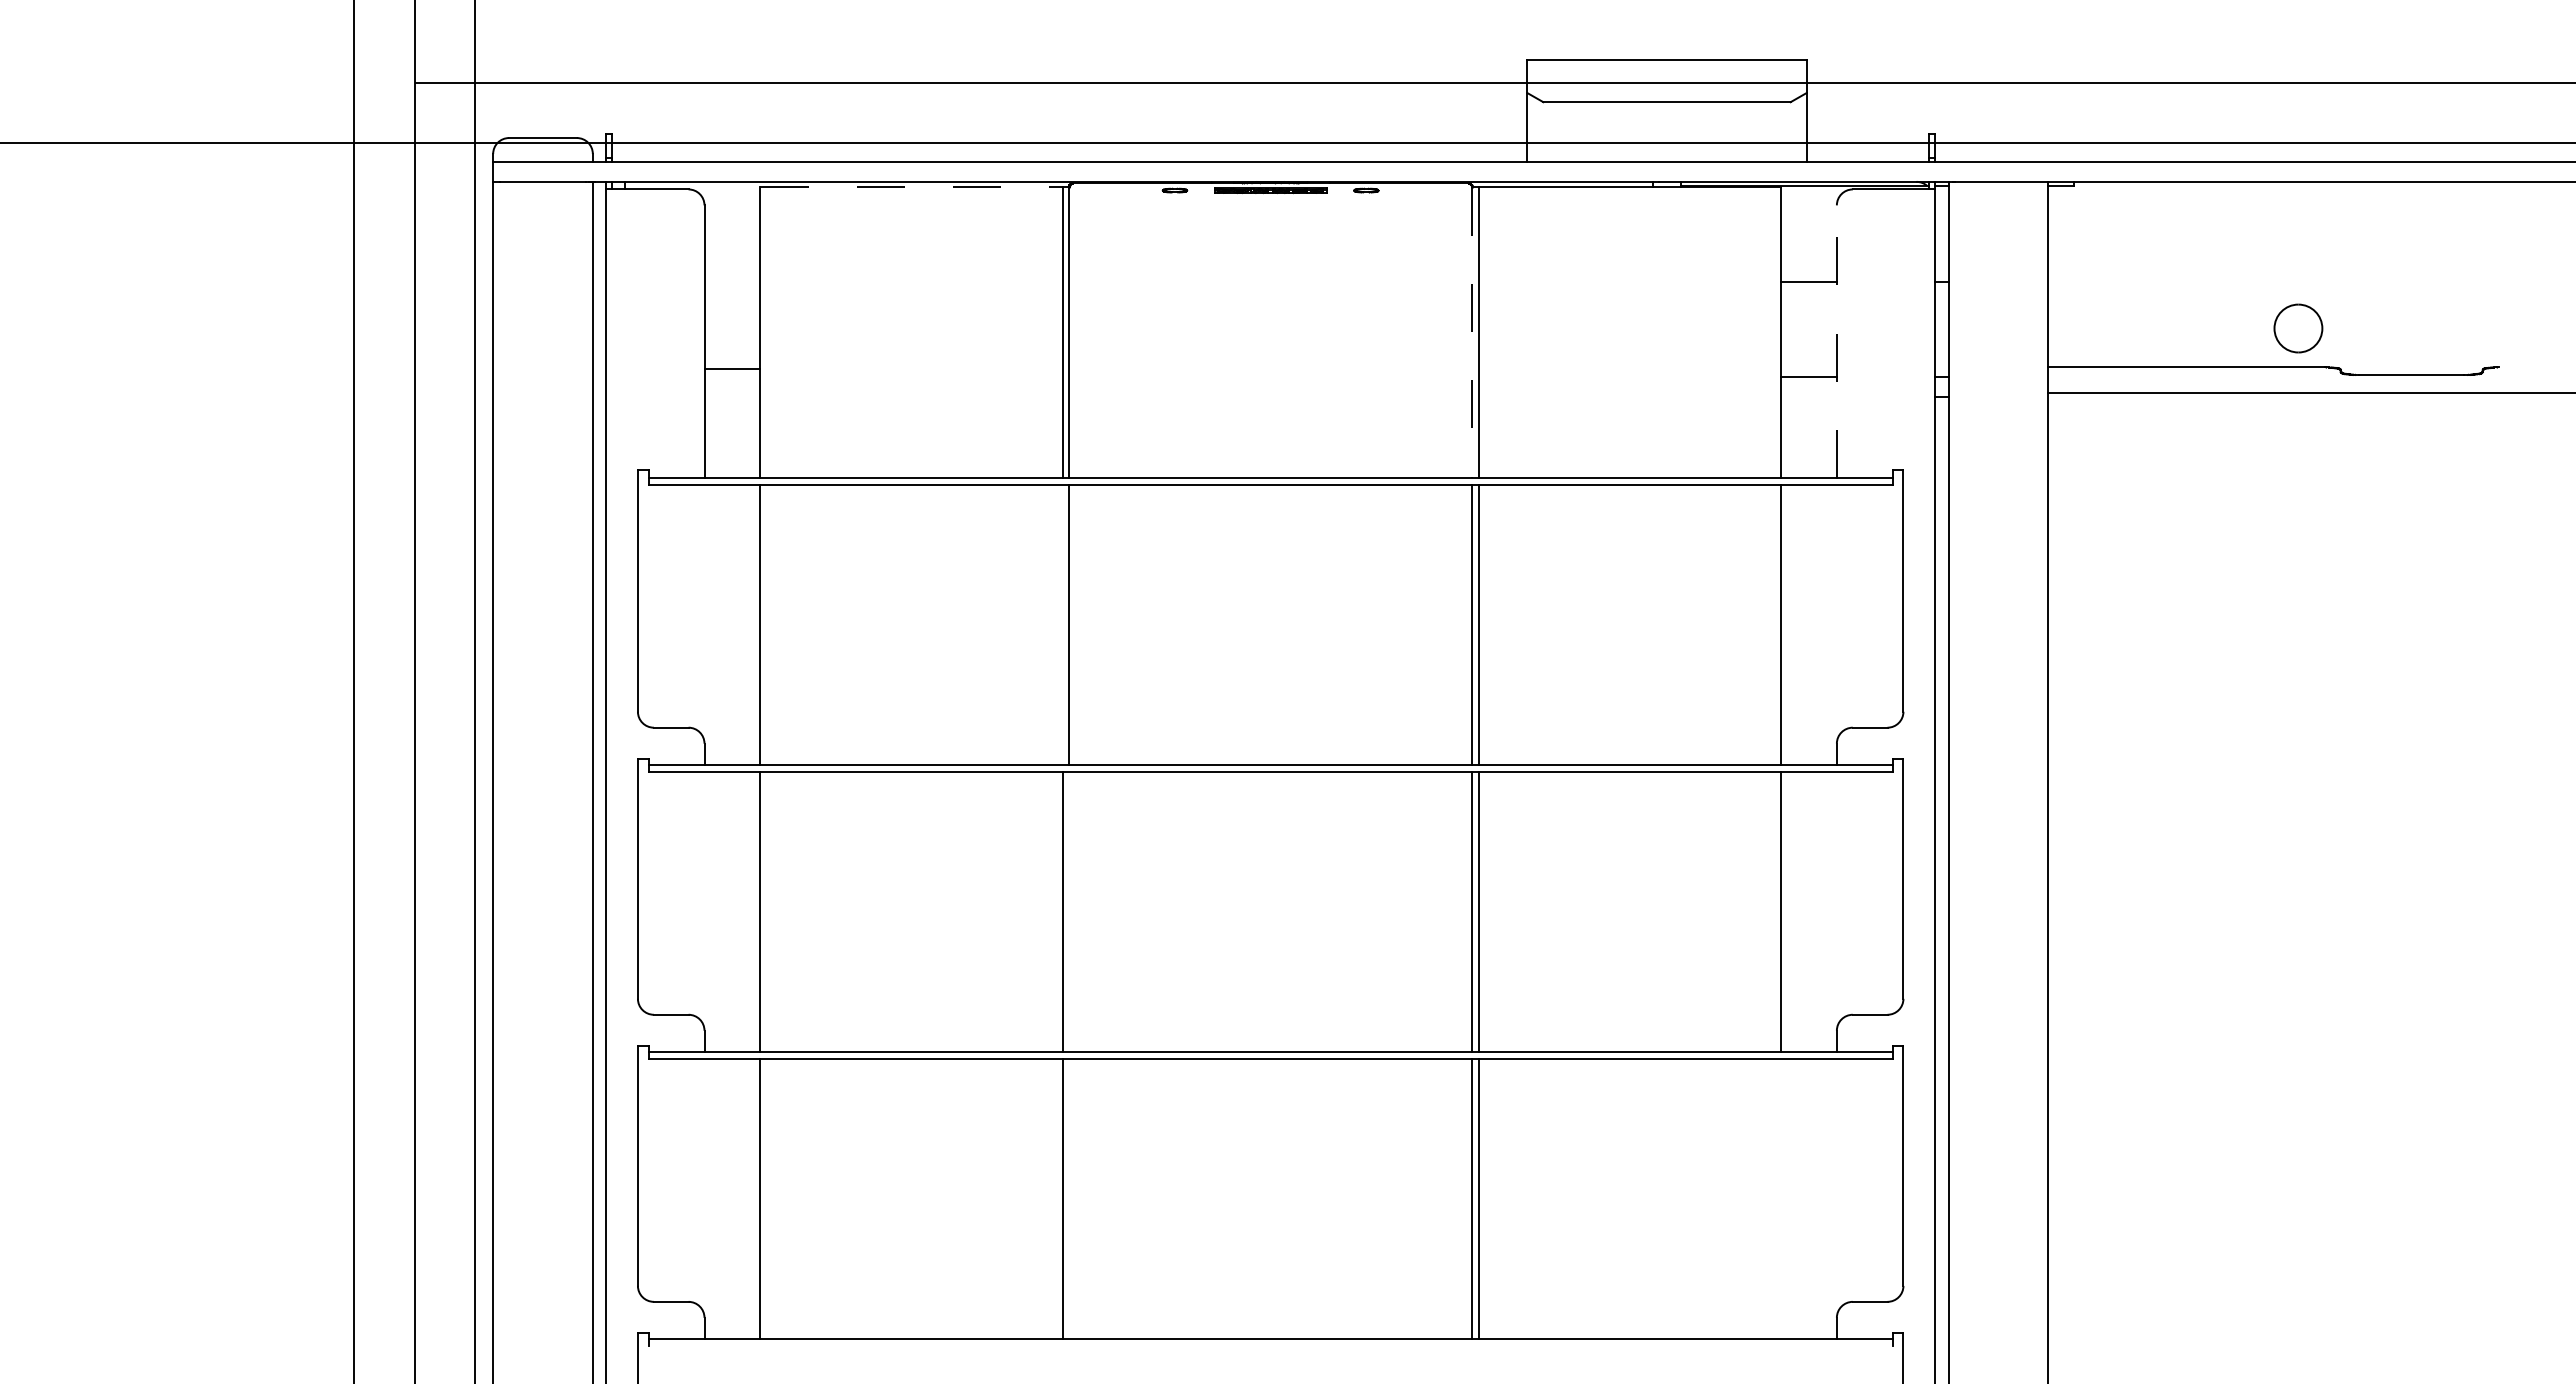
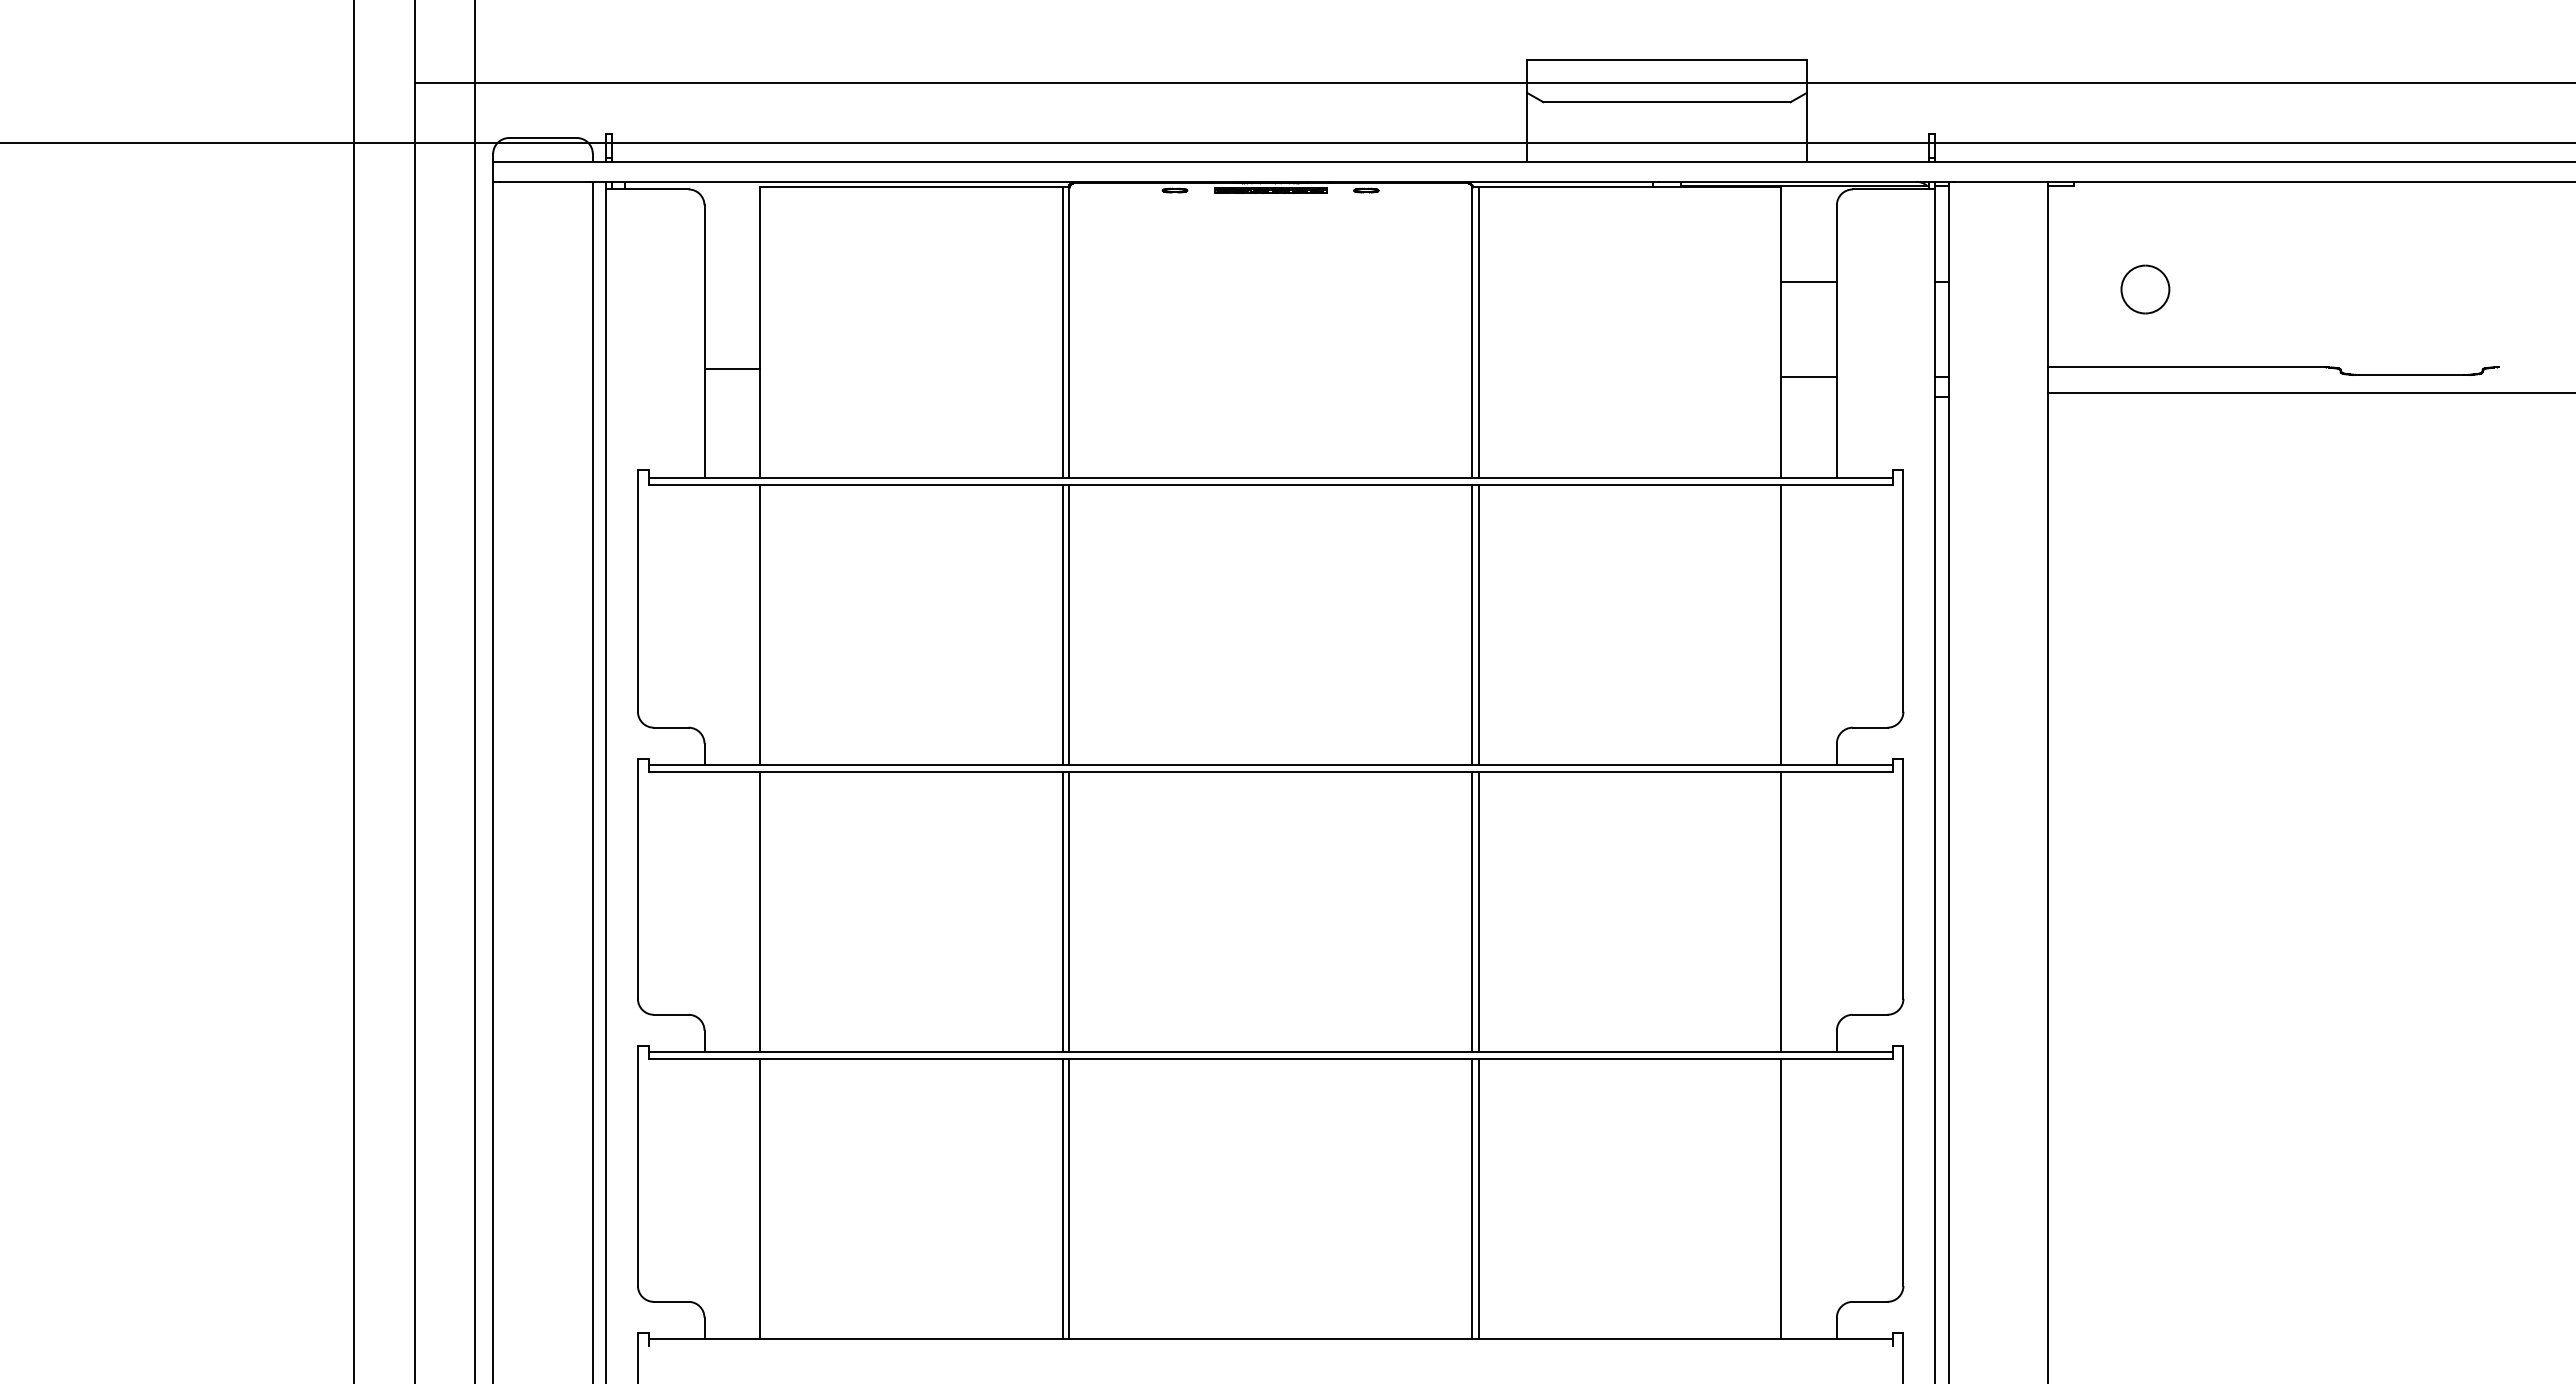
line: dashed -> solid (911, 187)
part position: (2298, 328) -> (2145, 289) (2145, 289)
line: dashed -> solid (1472, 333)
line: dashed -> solid (1836, 341)
line: none -> present (1062, 624)
line: none -> present (1068, 911)
line: none -> present (1068, 1198)
line: none -> present (1781, 1198)
